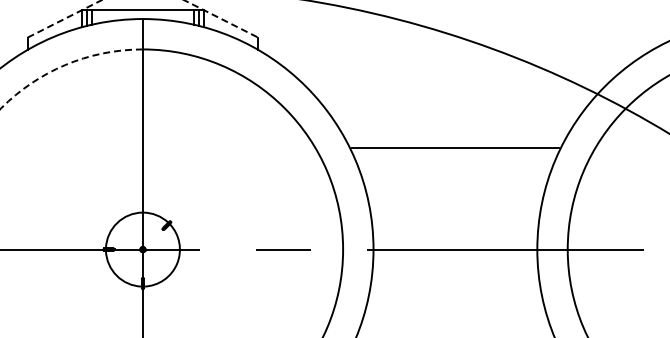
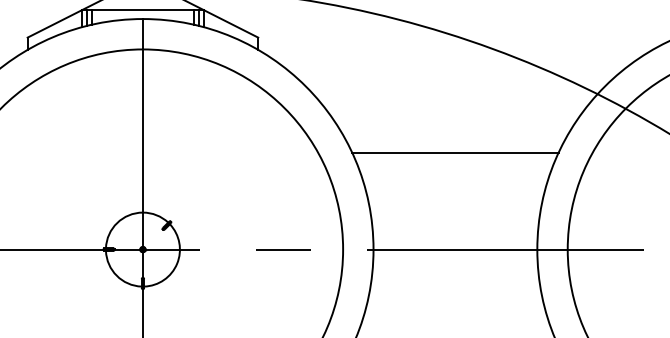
line: dashed -> solid (64, 18)
line: dashed -> solid (221, 18)
arc: dashed -> solid (65, 65)
line position: (455, 147) -> (455, 152) (455, 152)
